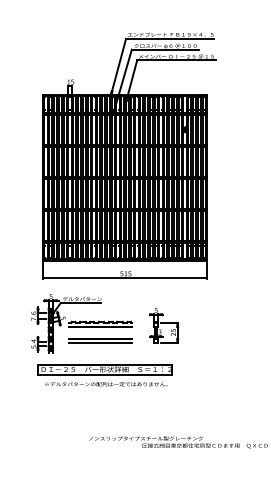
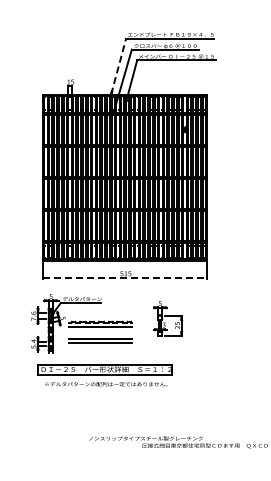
line: solid -> dashed (118, 66)
line: solid -> dashed (125, 278)
part position: (164, 325) -> (168, 318) (168, 318)
